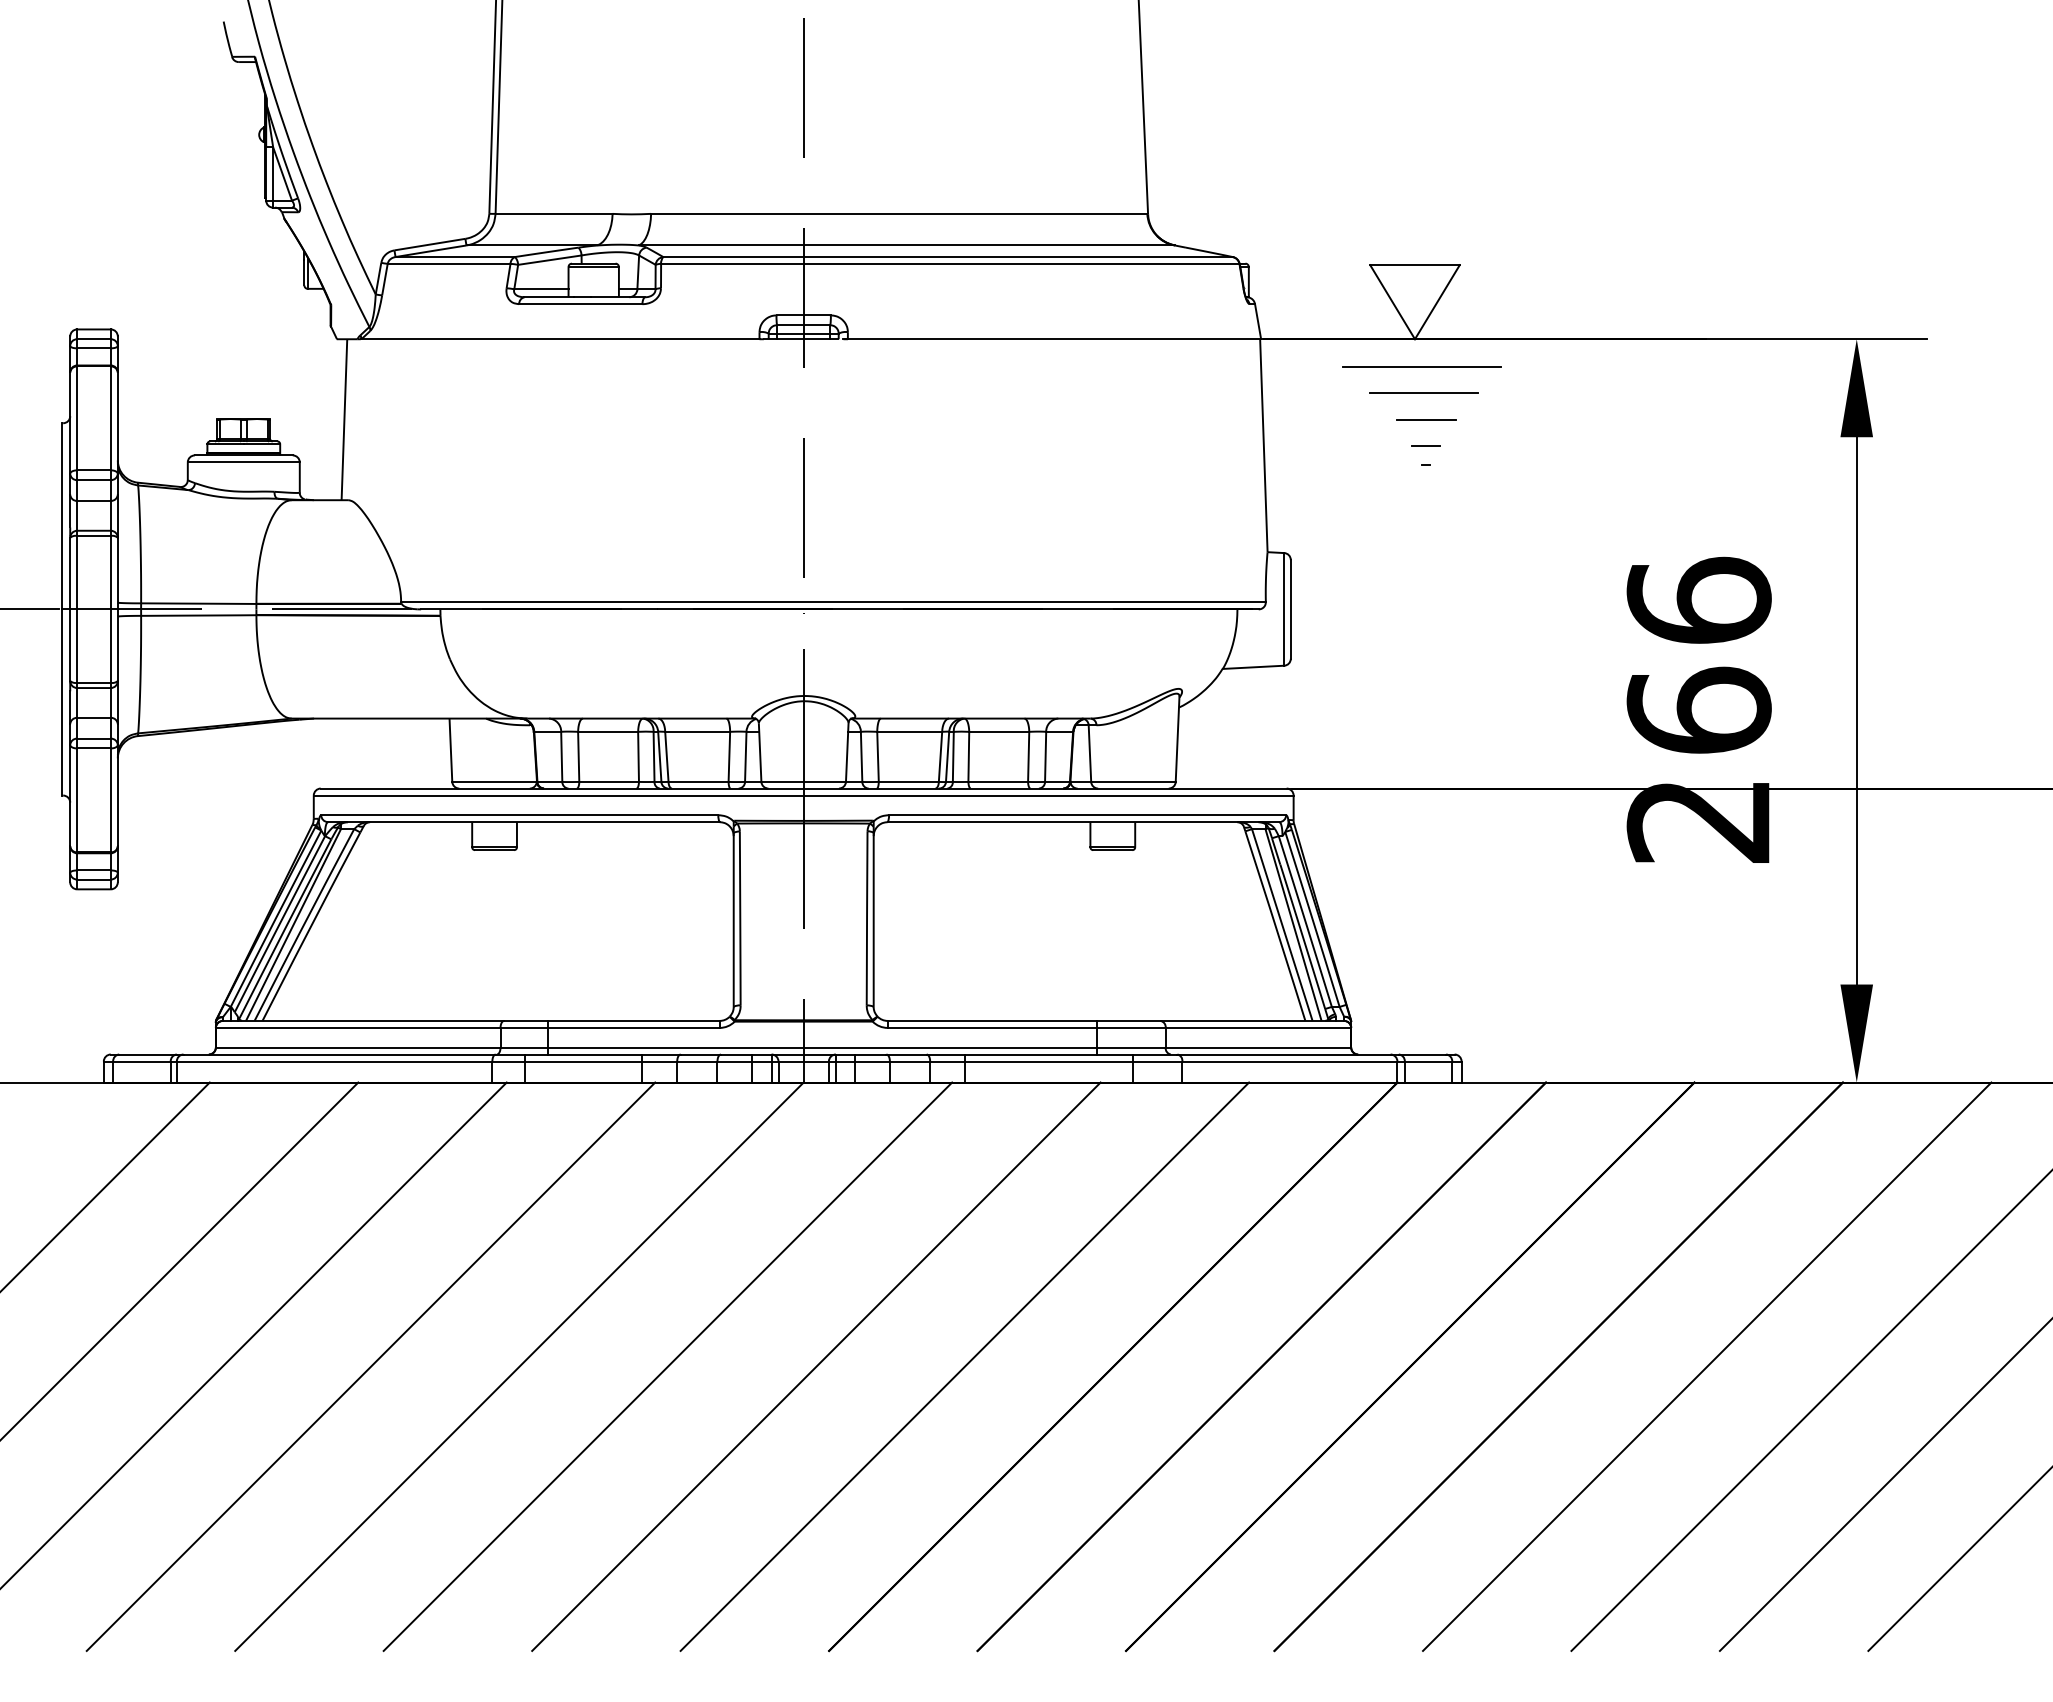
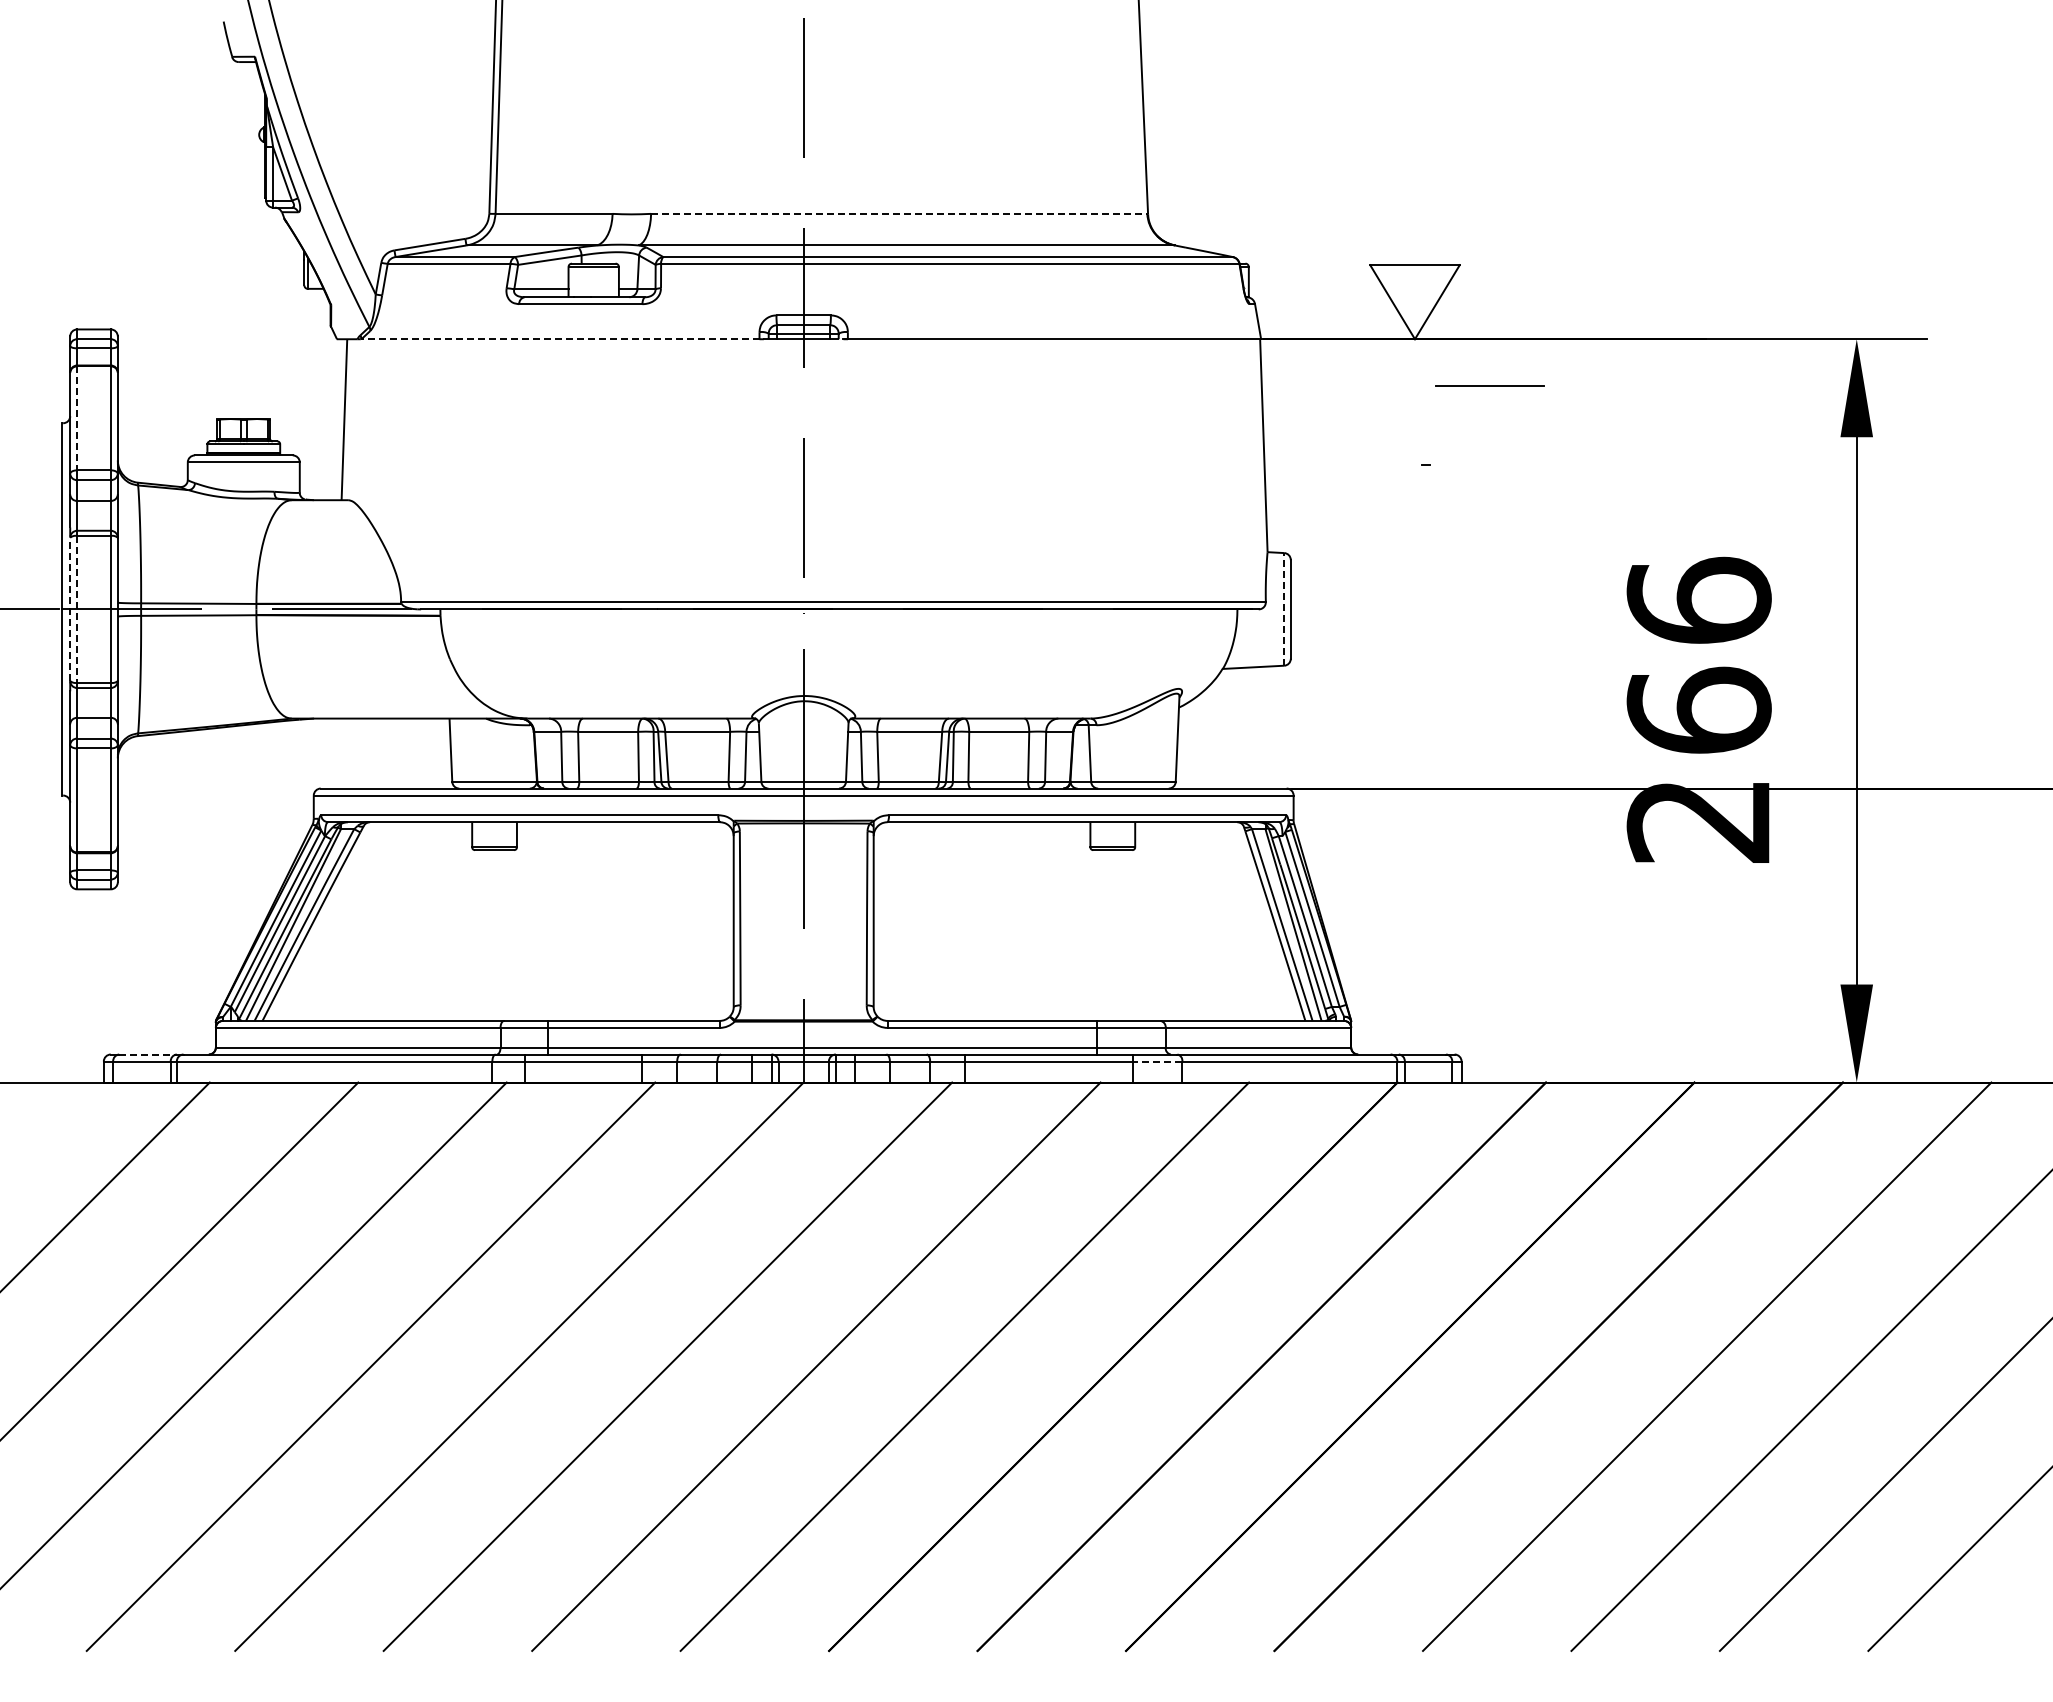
line: solid -> dashed (899, 213)
line: solid -> dashed (559, 339)
line: present -> none (1421, 366)
line position: (1423, 392) -> (1489, 385) (1489, 385)
line: solid -> dashed (77, 418)
line: present -> none (1425, 419)
line: present -> none (1425, 445)
line: solid -> dashed (1284, 608)
line: solid -> dashed (70, 609)
line: solid -> dashed (77, 609)
line: solid -> dashed (148, 1054)
line: solid -> dashed (1157, 1061)
